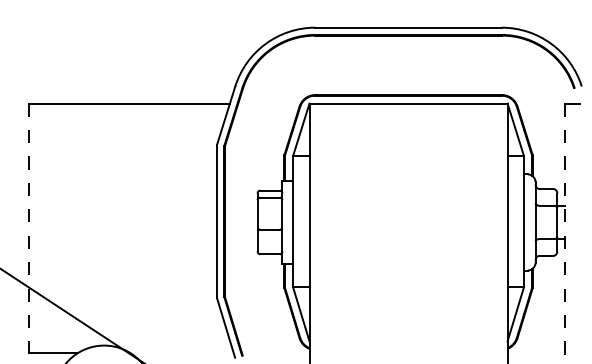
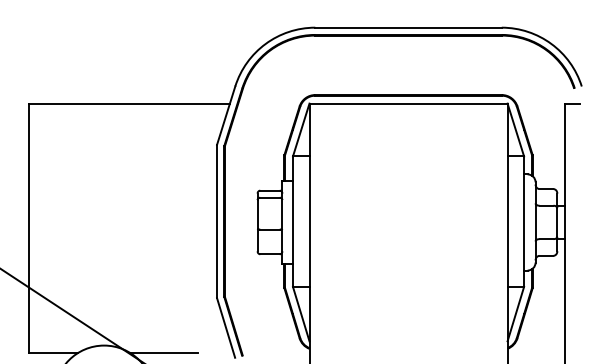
line: dashed -> solid (28, 228)
line: dashed -> solid (565, 233)
line: none -> present (163, 353)
